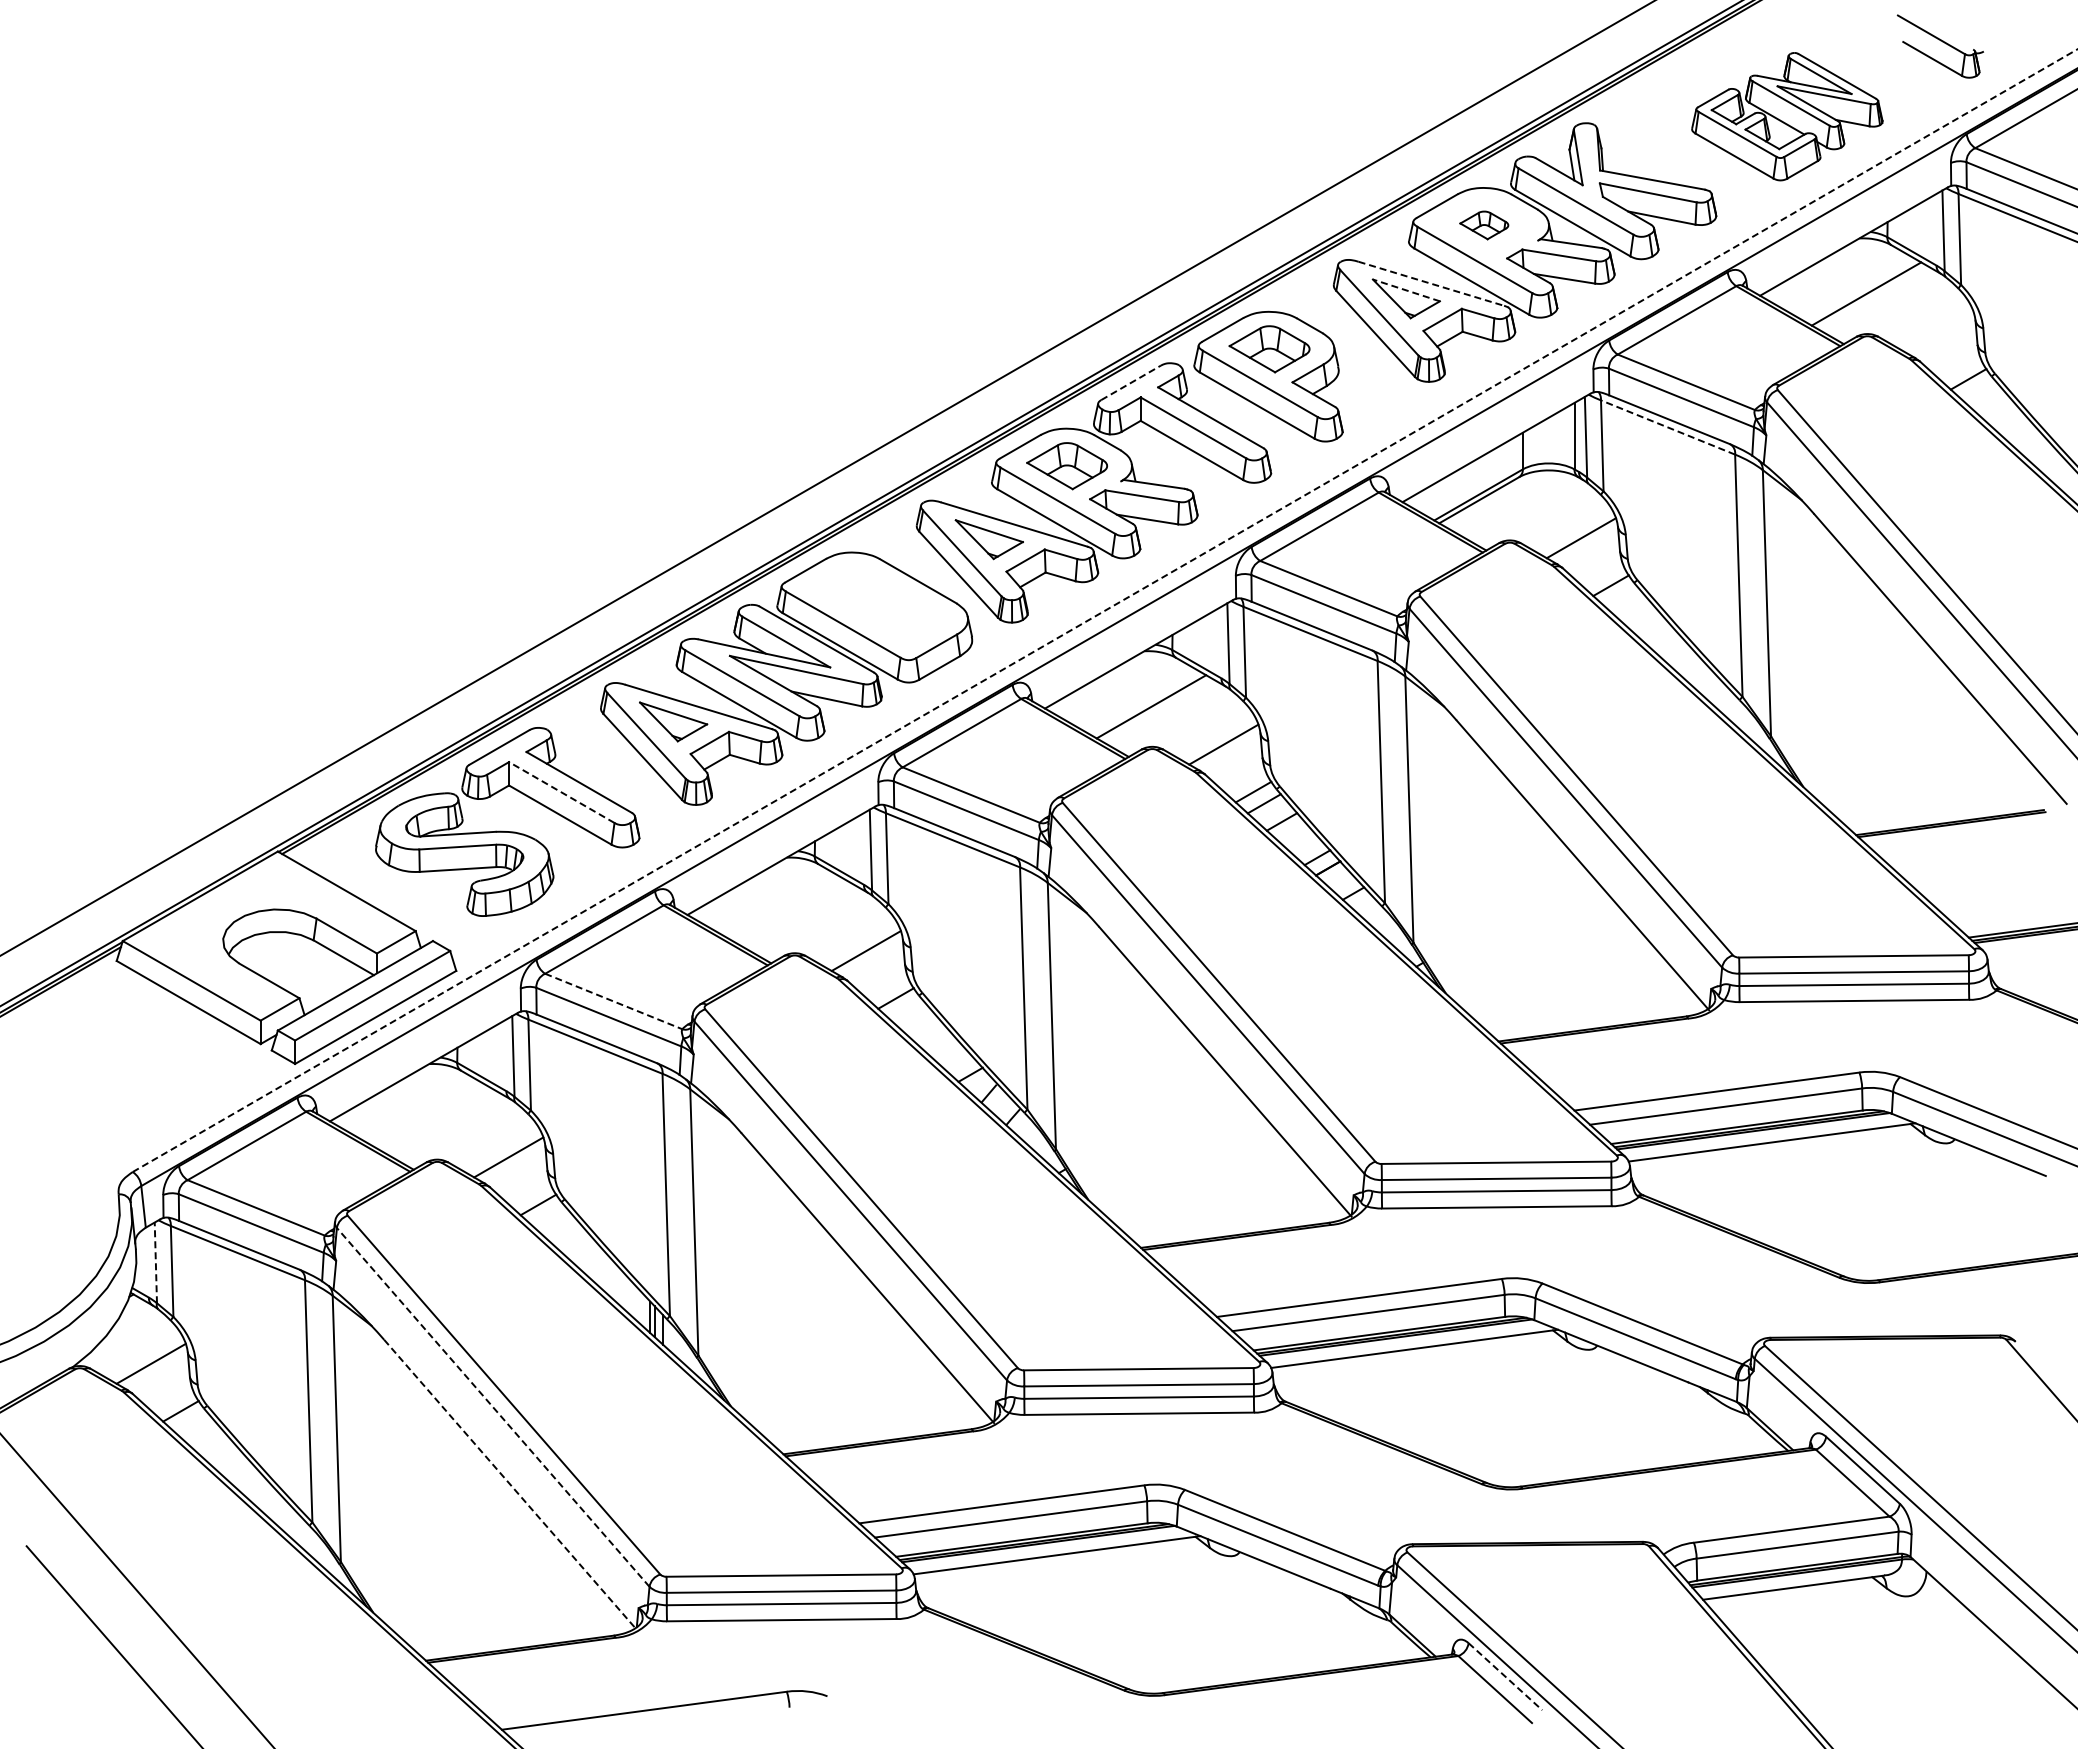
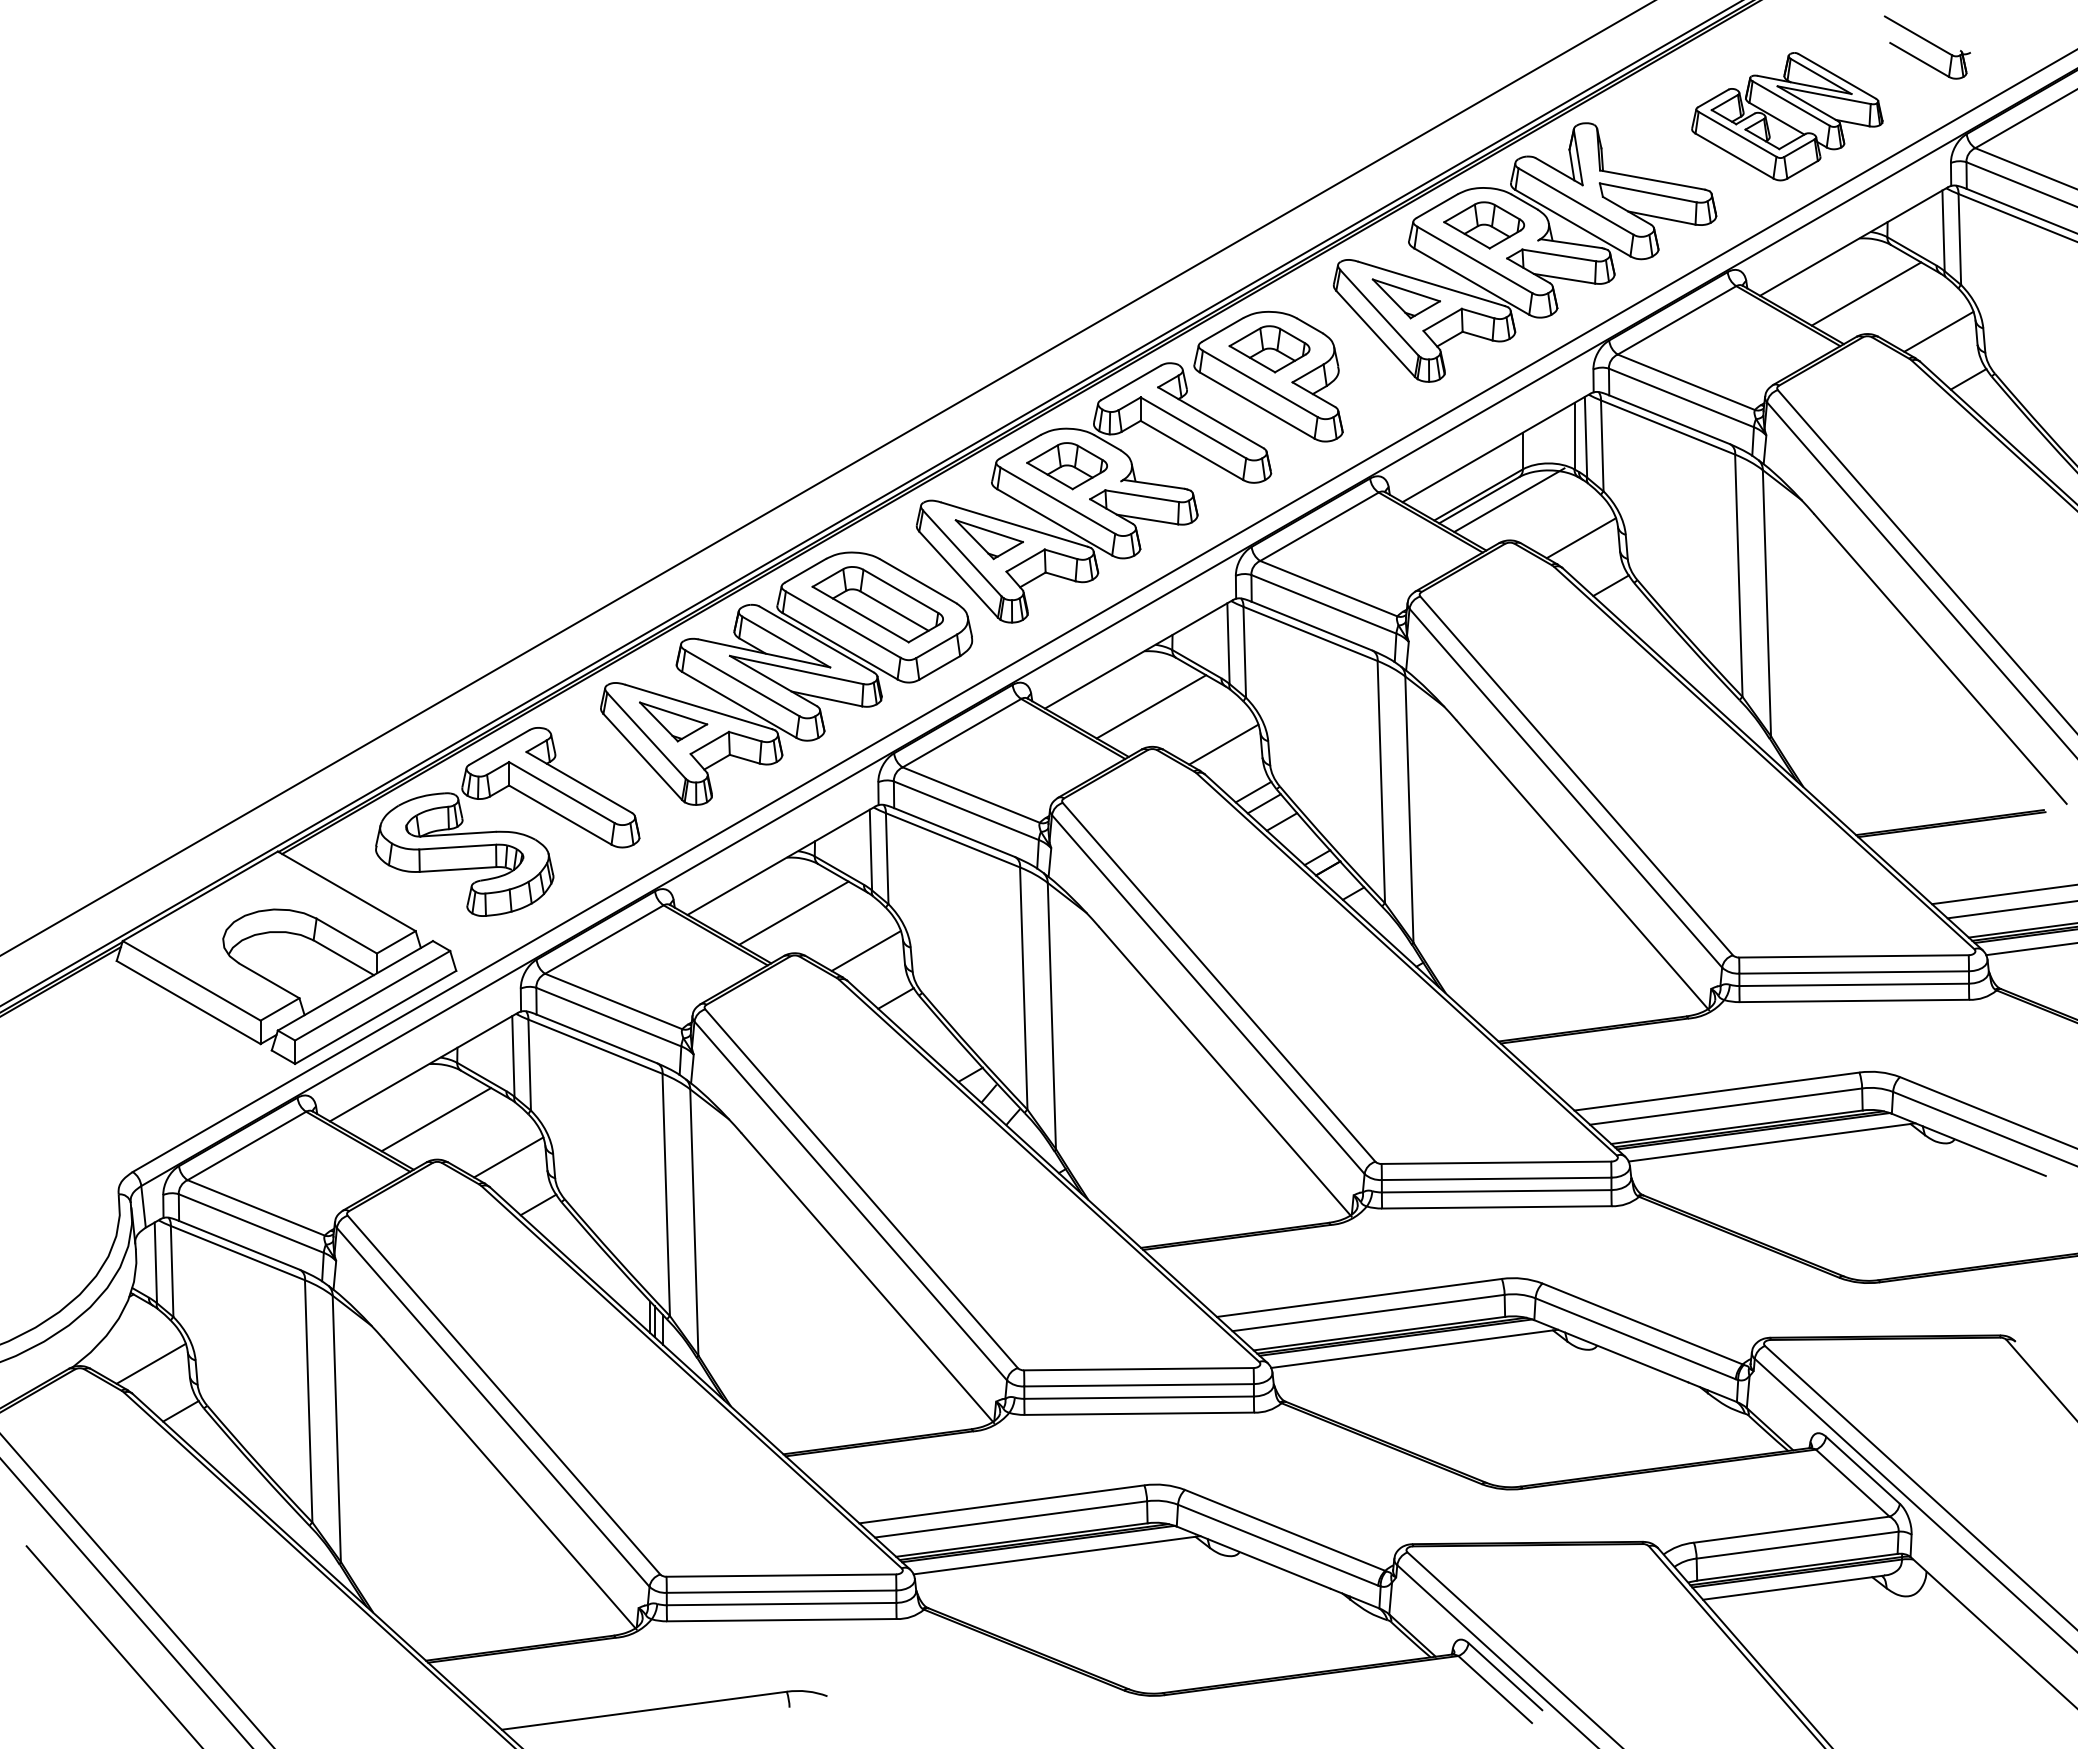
part position: (1939, 46) -> (1926, 47) (1926, 47)
part size: 51x31 px -> 83x49 px (1484, 225)
line: dashed -> solid (1432, 284)
line: dashed -> solid (1405, 290)
line: none -> present (1938, 331)
line: dashed -> solid (1131, 382)
line: dashed -> solid (1667, 427)
line: none -> present (1509, 500)
part: none -> present (877, 604)
line: dashed -> solid (1105, 610)
line: dashed -> solid (561, 792)
line: none -> present (2003, 894)
line: none -> present (2010, 909)
line: none -> present (793, 912)
line: none -> present (2030, 949)
line: dashed -> solid (613, 1001)
line: none -> present (436, 1119)
line: dashed -> solid (155, 1262)
line: dashed -> solid (493, 1407)
line: dashed -> solid (510, 1485)
line: none -> present (126, 1602)
line: dashed -> solid (1505, 1676)
